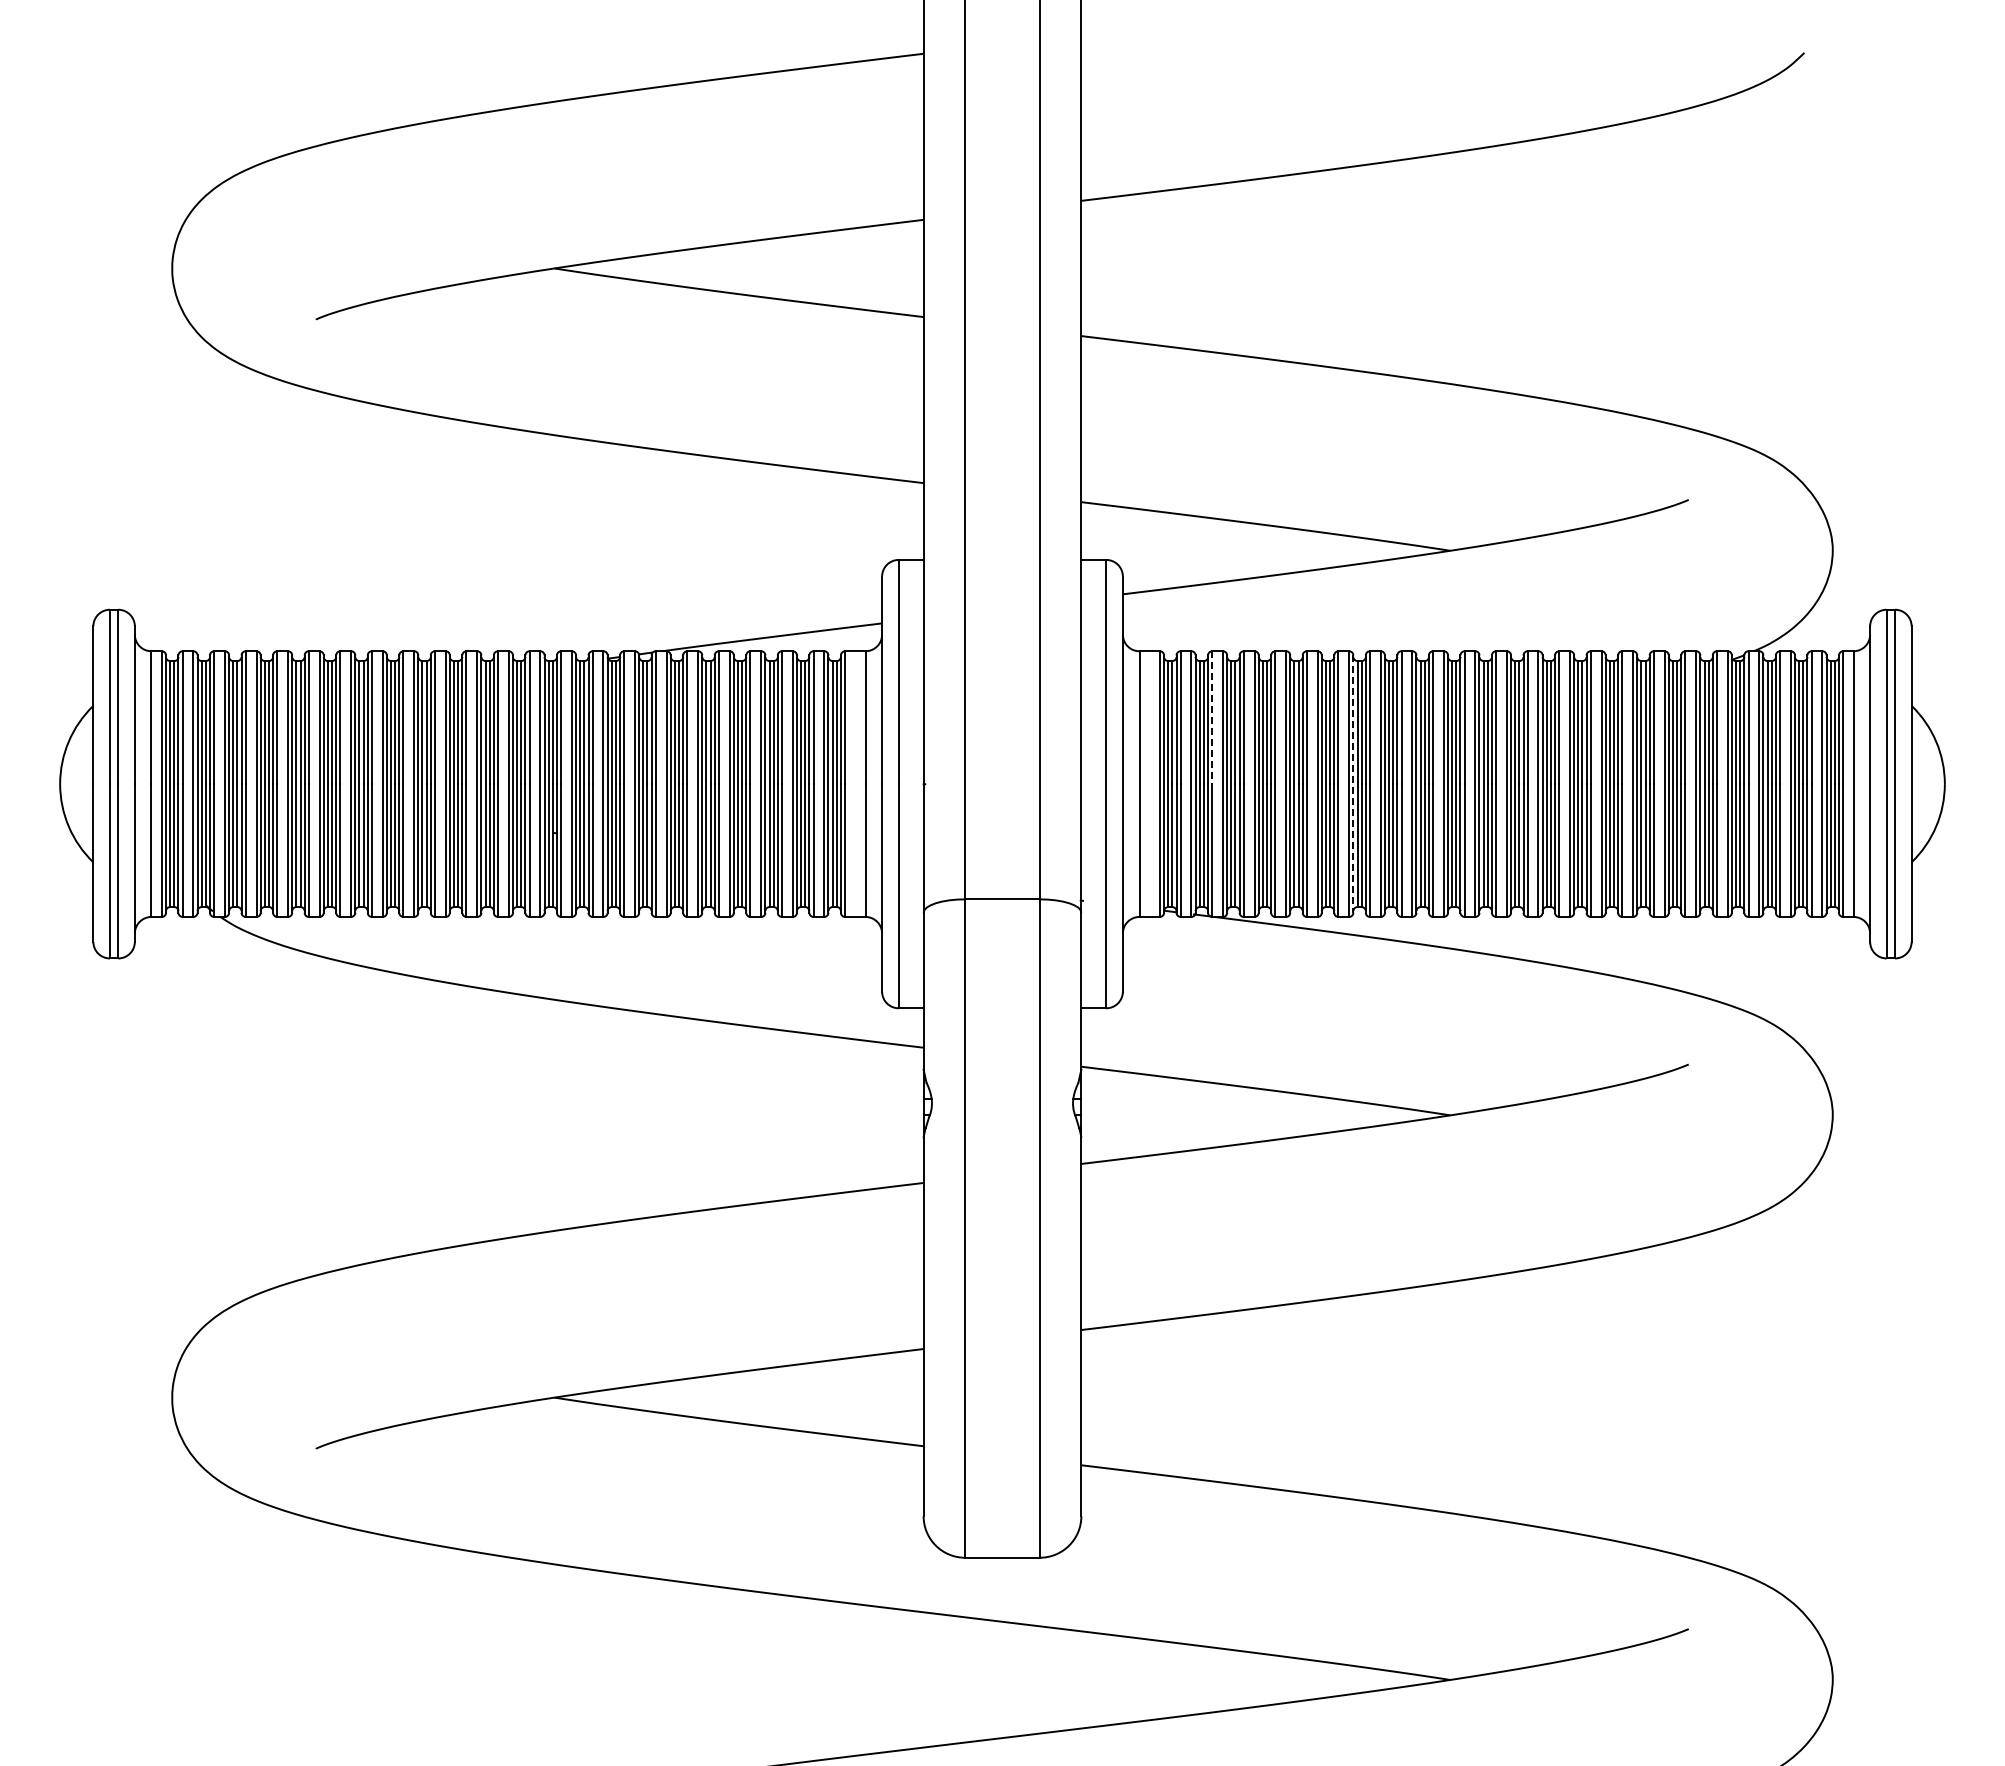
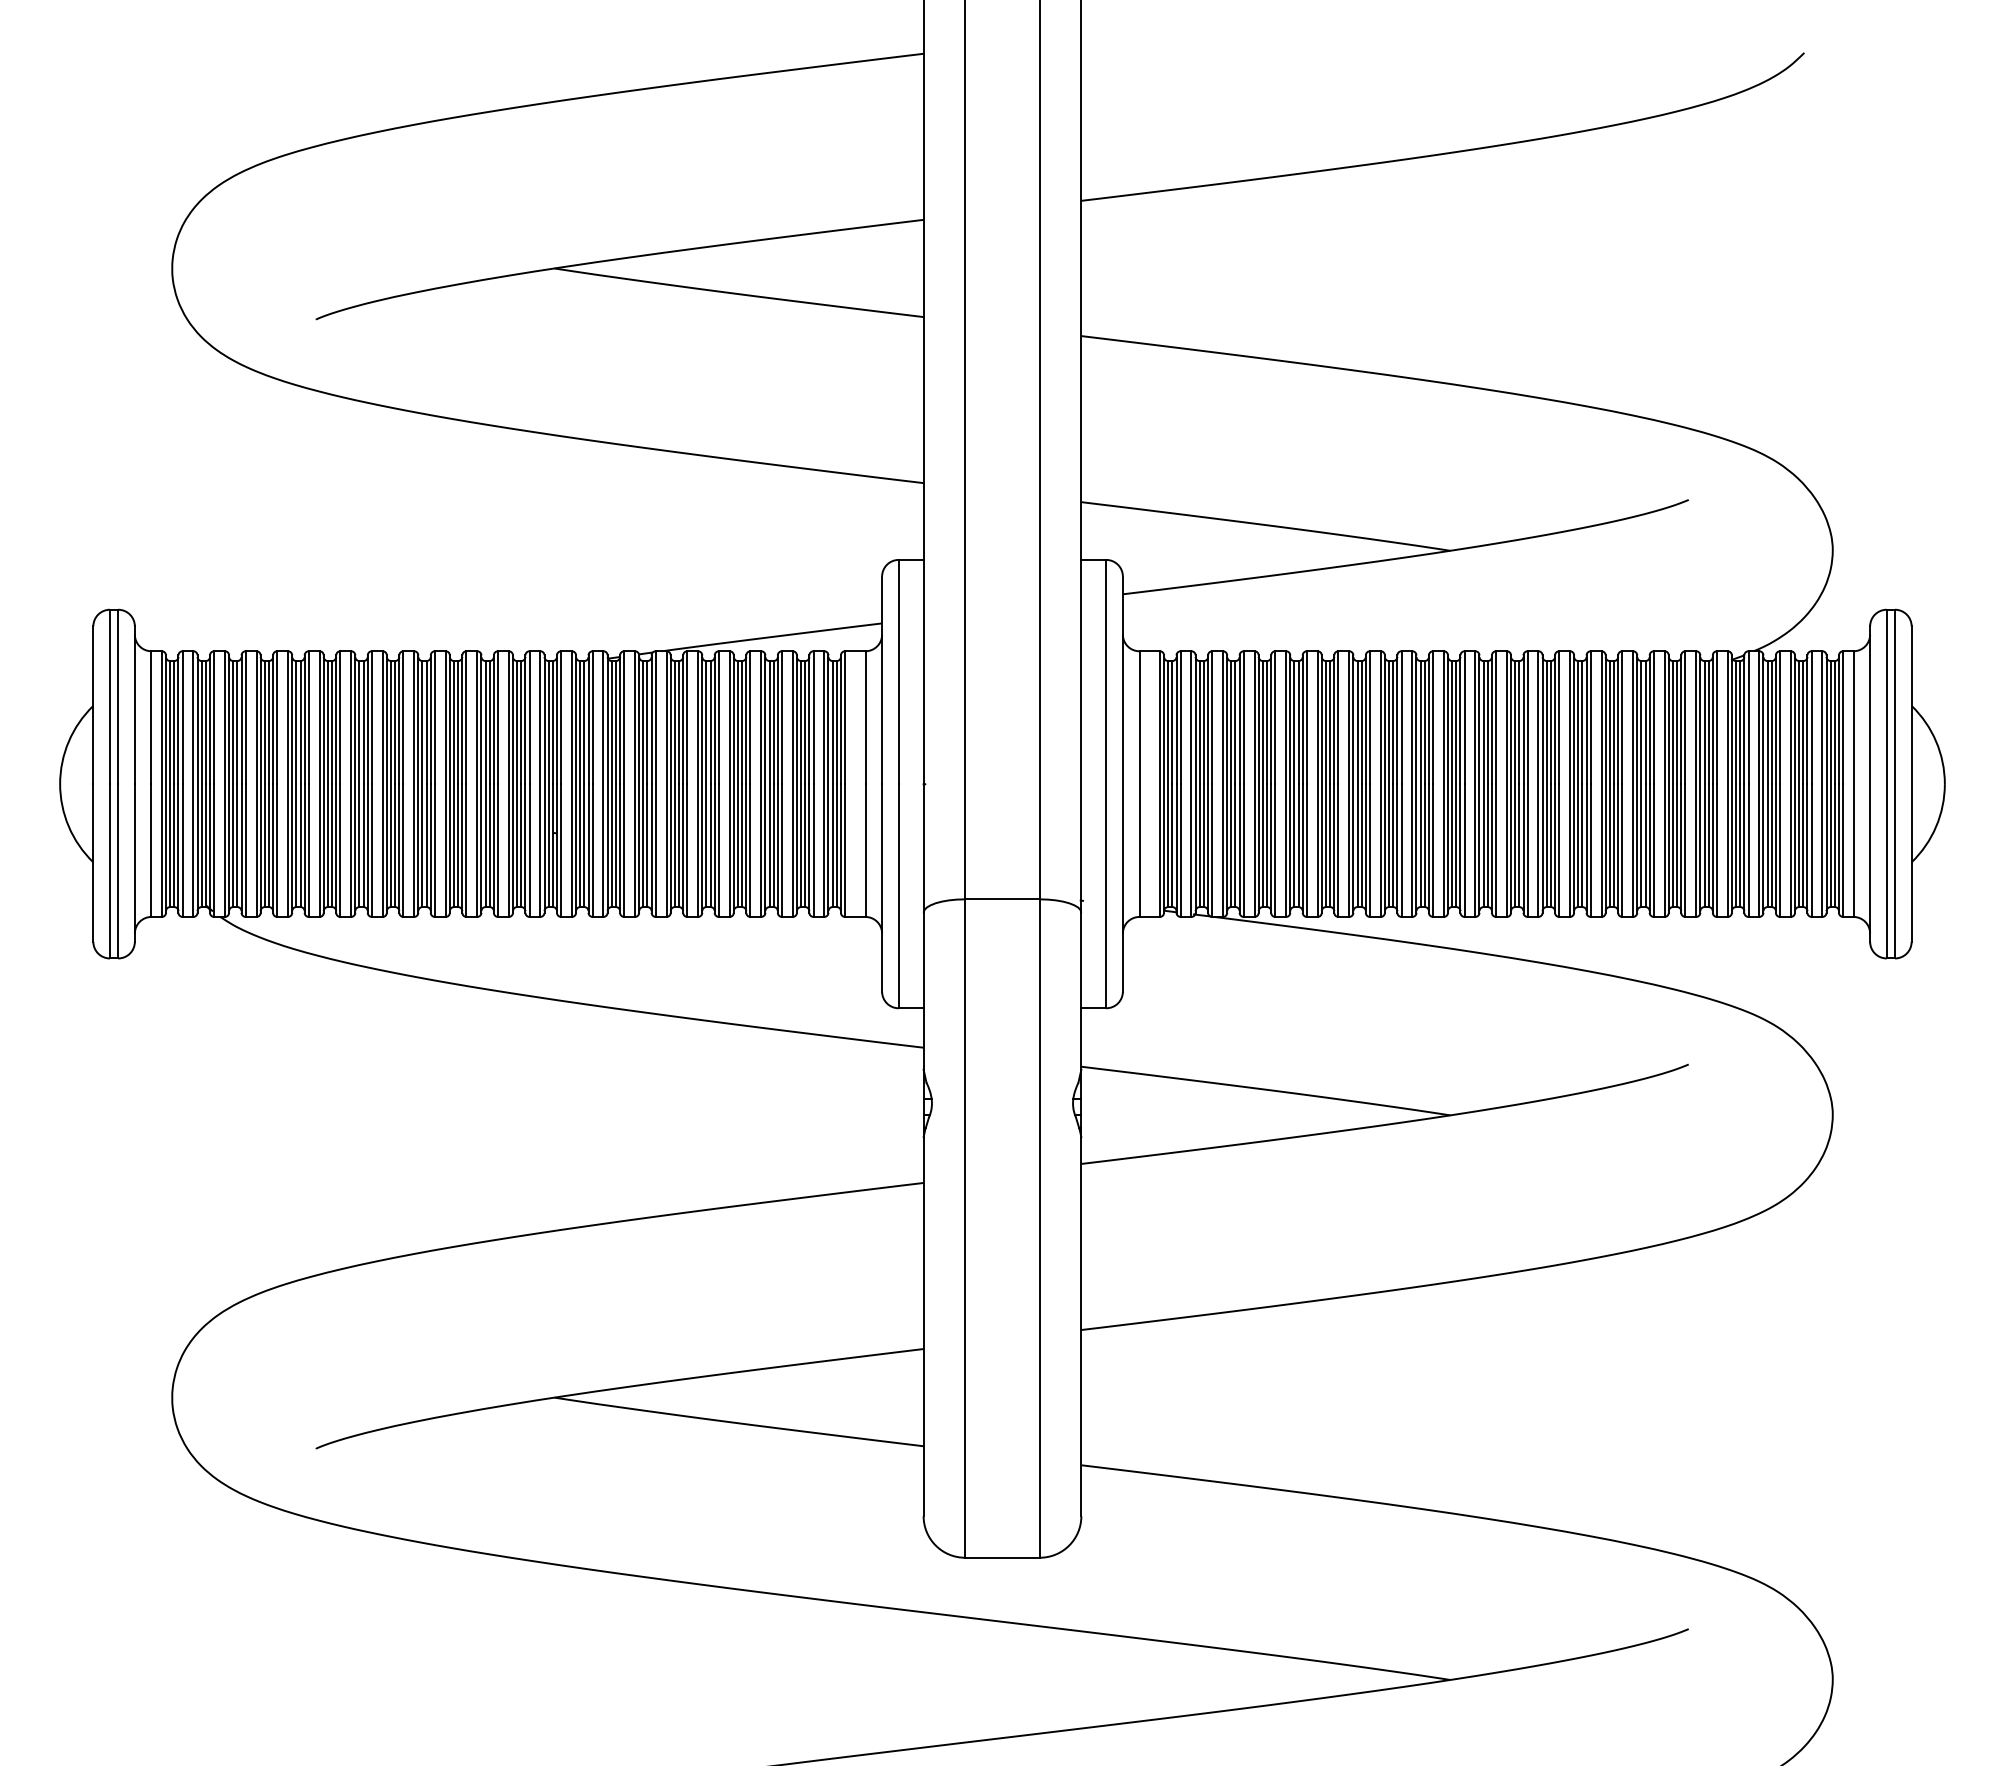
line: dashed -> solid (1212, 718)
line: dashed -> solid (1353, 784)
